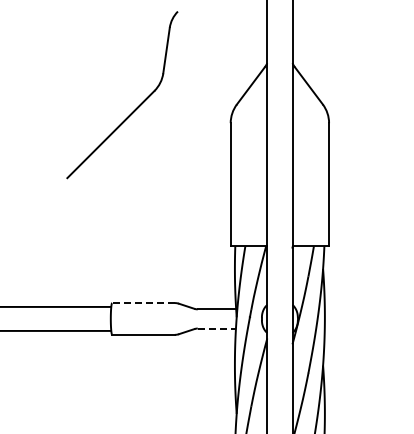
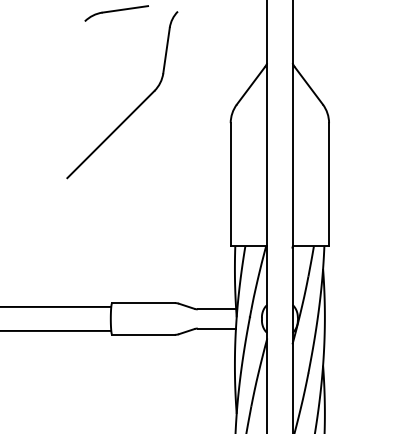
part: none -> present (116, 13)
line: dashed -> solid (143, 303)
line: dashed -> solid (217, 328)
